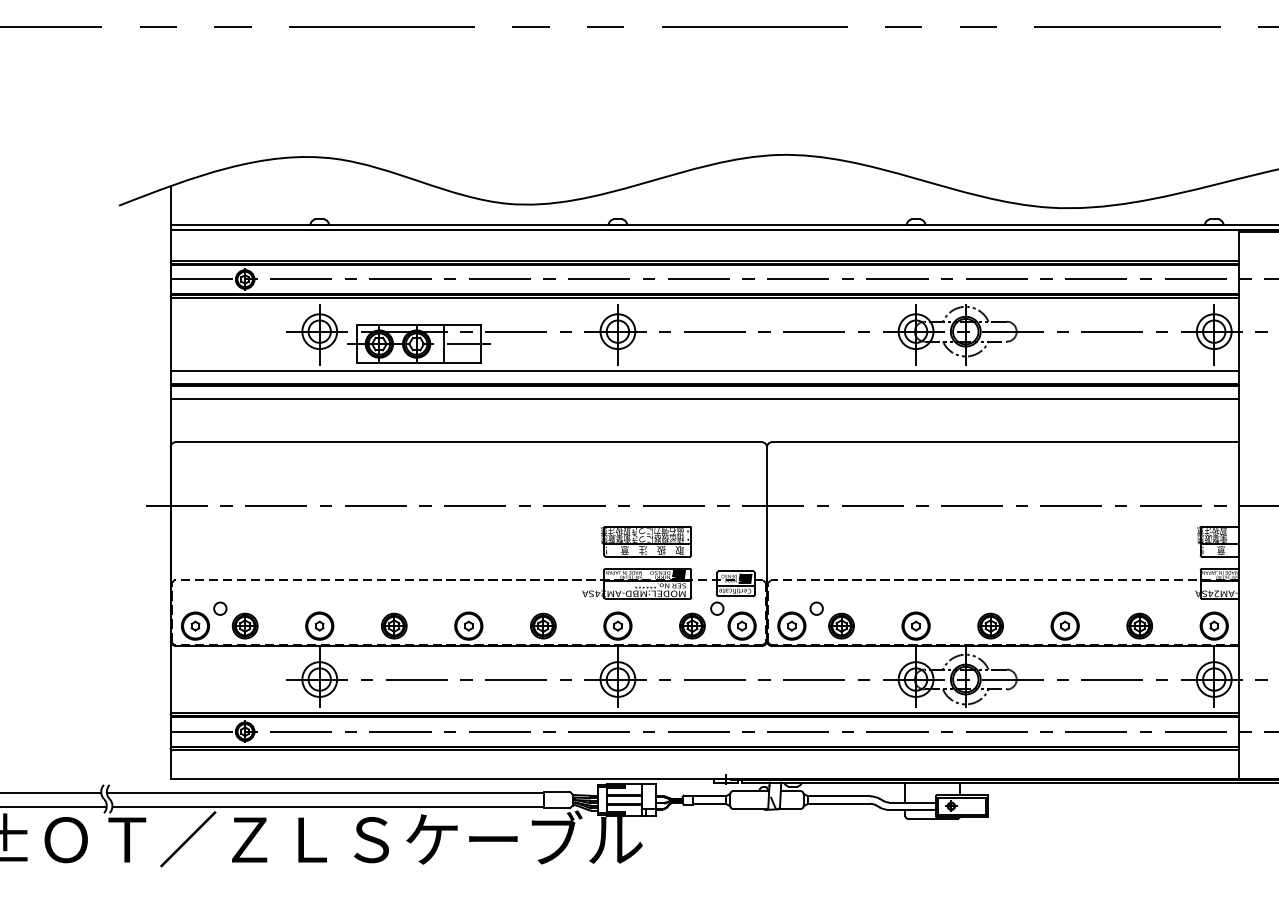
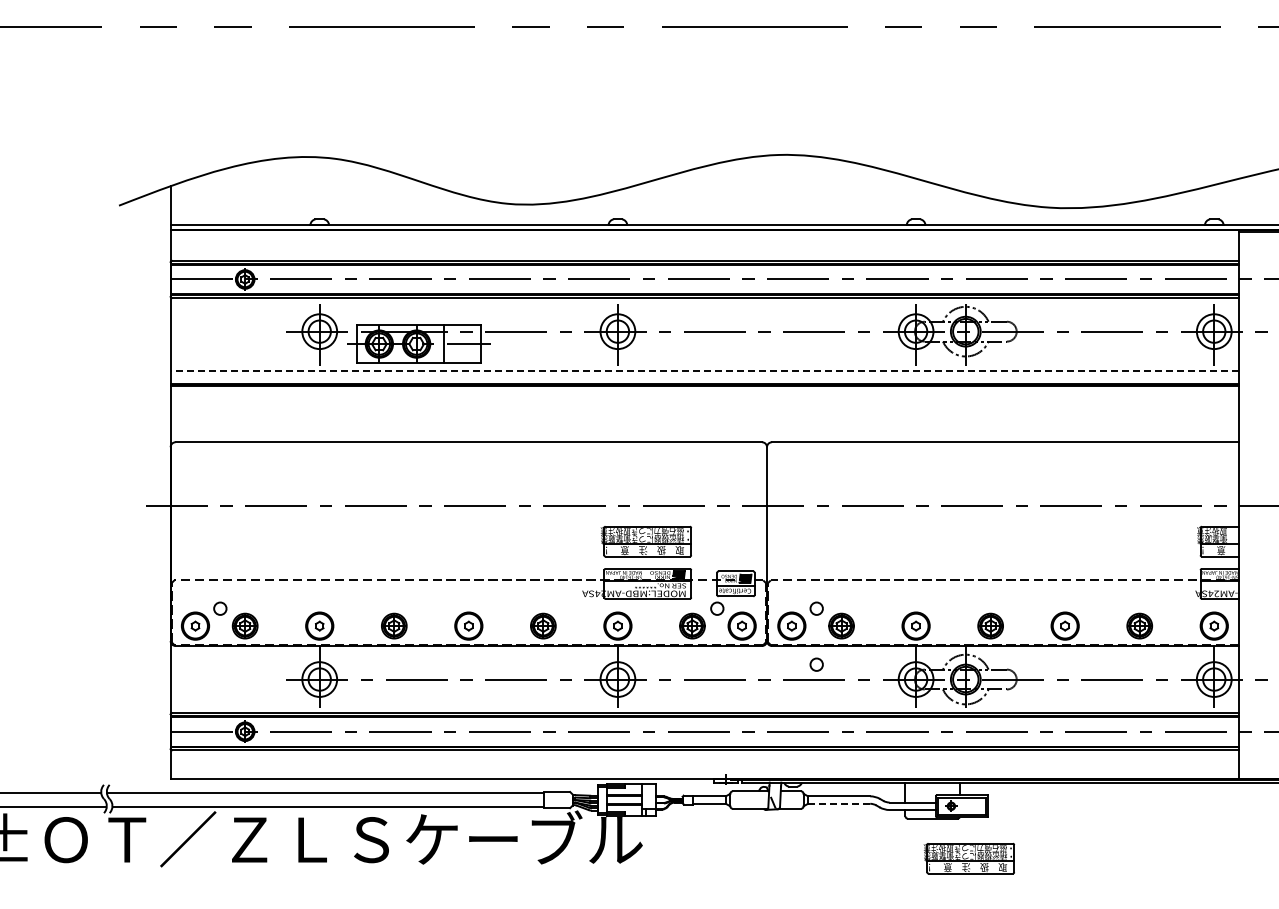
line: solid -> dashed (704, 371)
line: present -> none (704, 398)
circle: none -> present (816, 664)
line: solid -> dashed (839, 803)
part: none -> present (968, 858)
